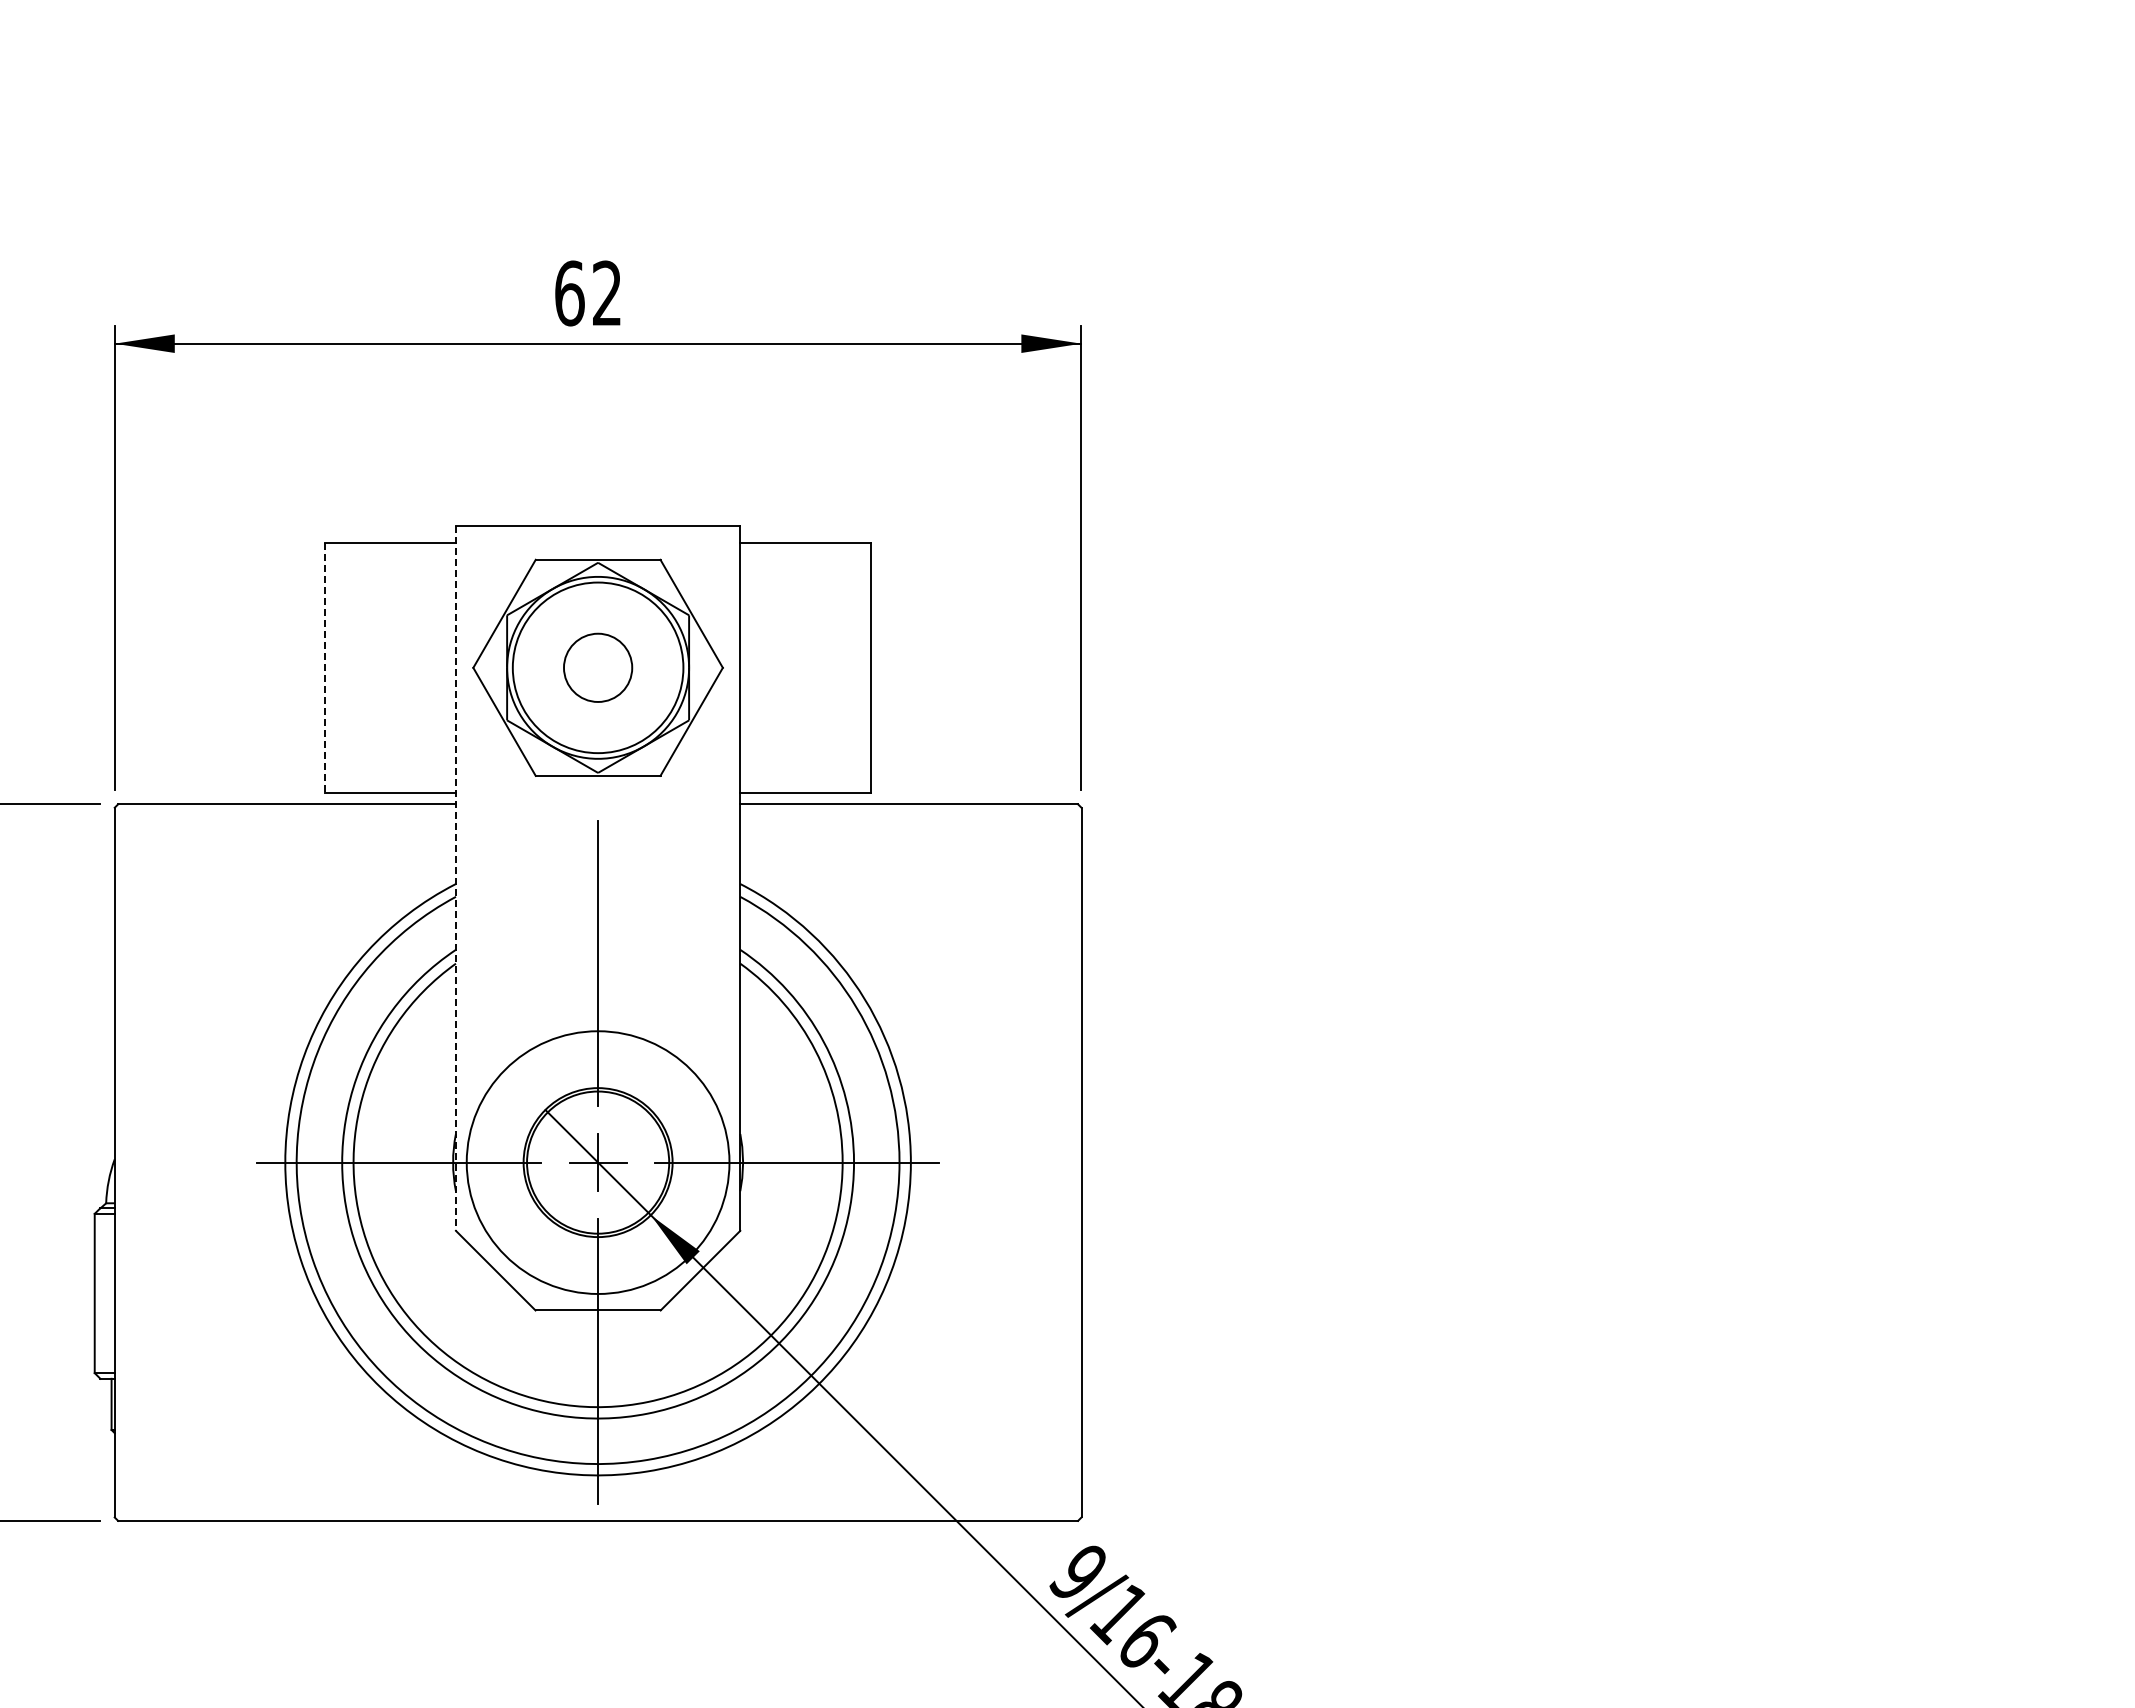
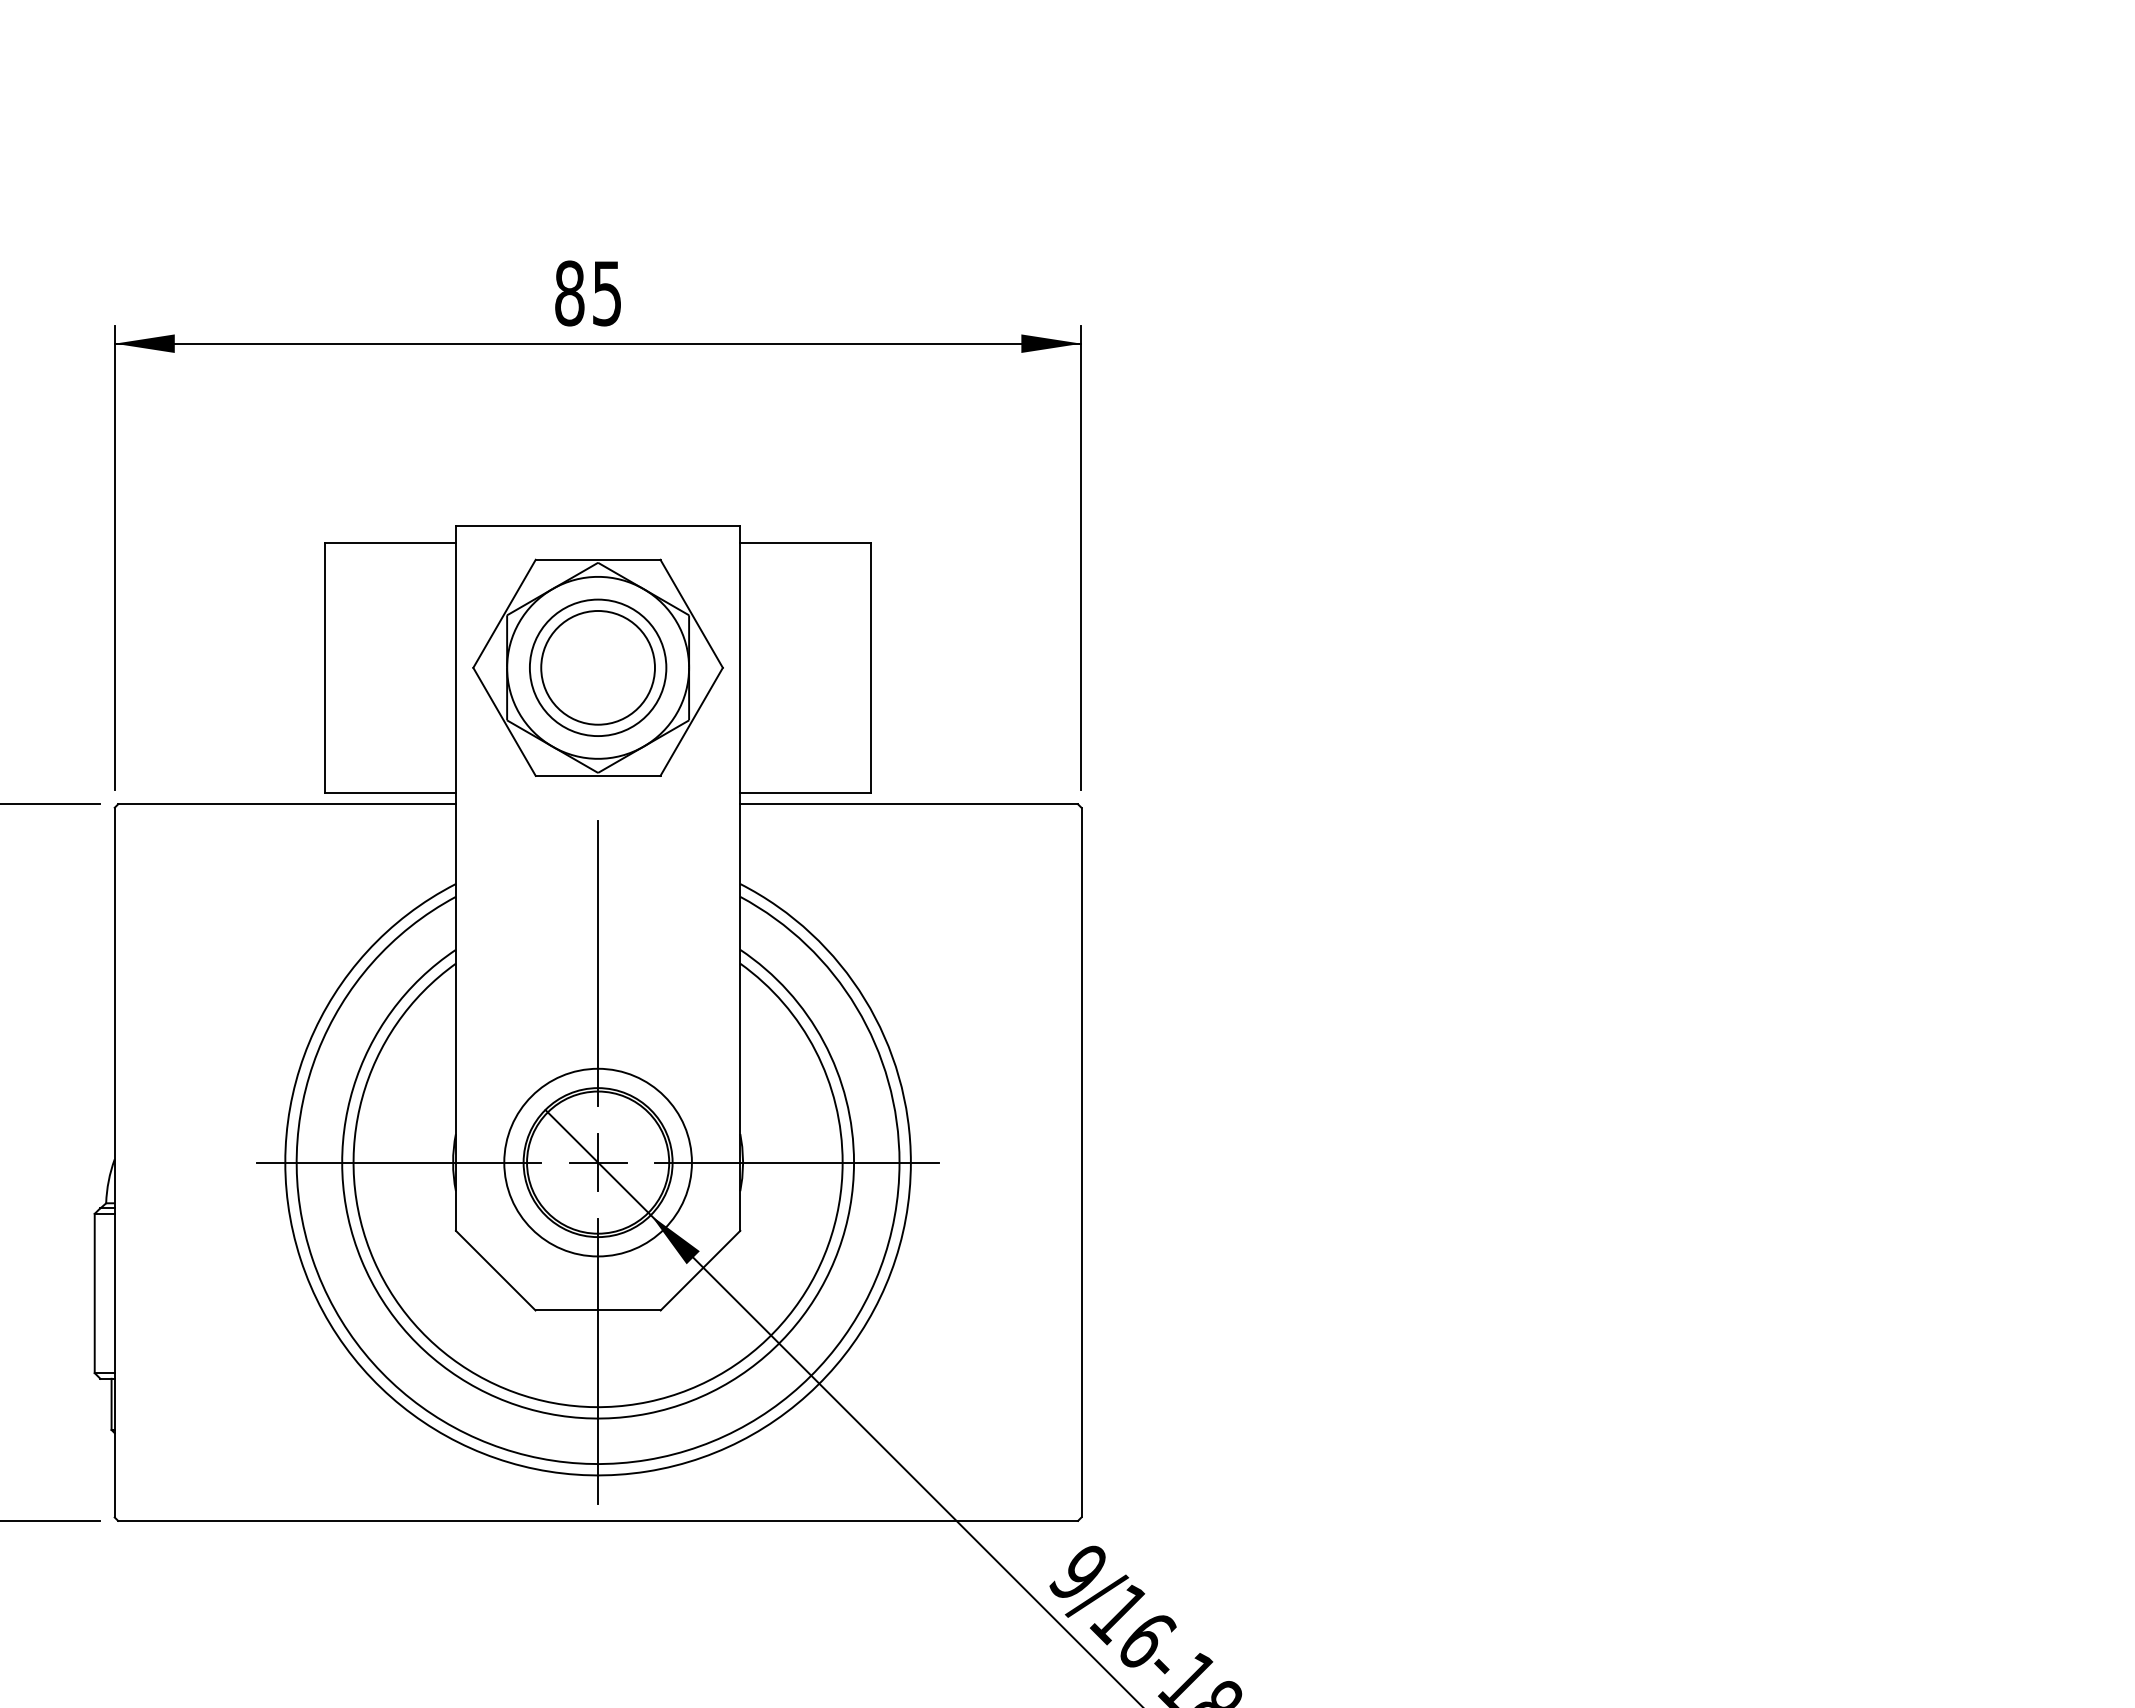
text: 62 -> 85 (587, 293)
circle diameter: 171 px -> 136 px (597, 667)
circle diameter: 68 px -> 114 px (597, 667)
line: dashed -> solid (325, 668)
line: dashed -> solid (455, 878)
circle diameter: 263 px -> 188 px (597, 1162)
